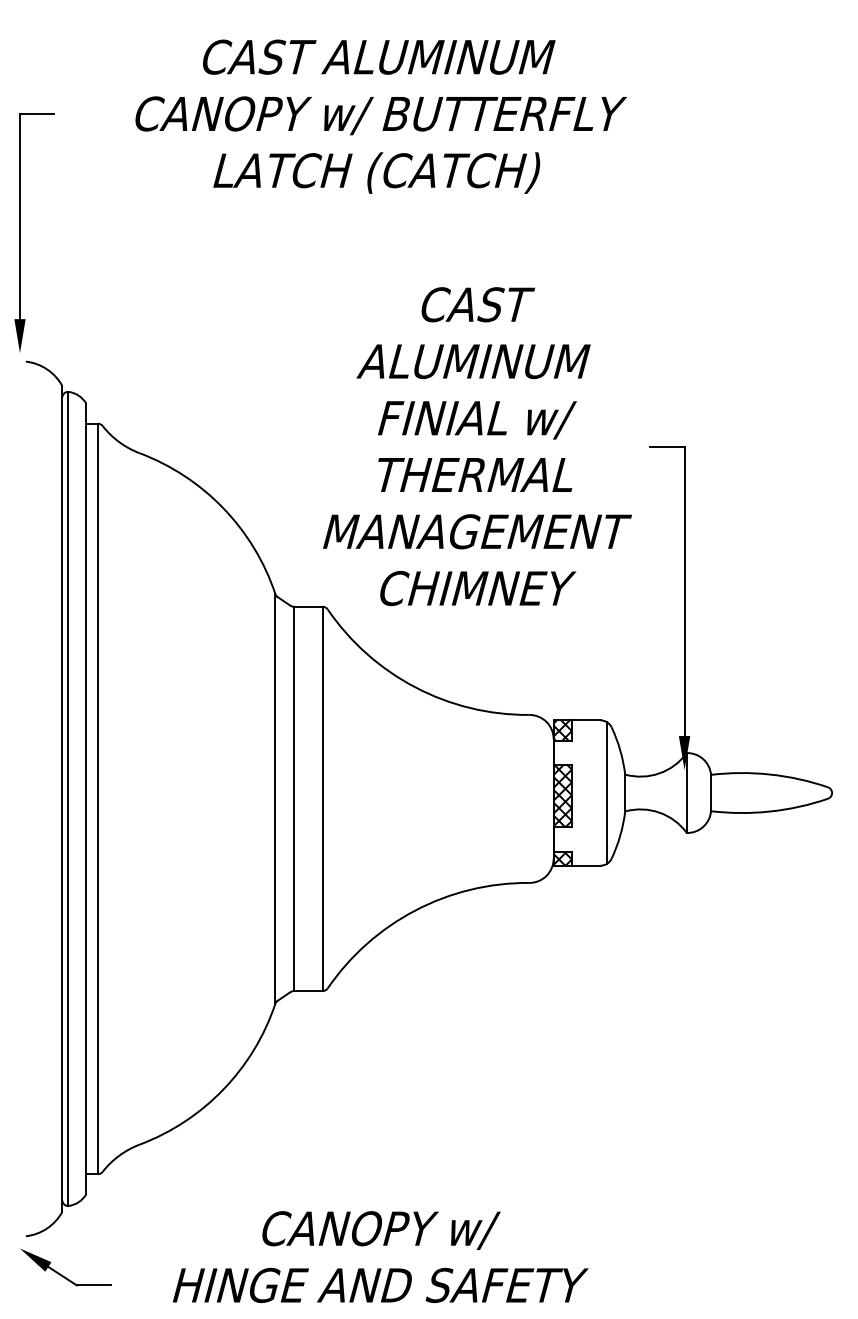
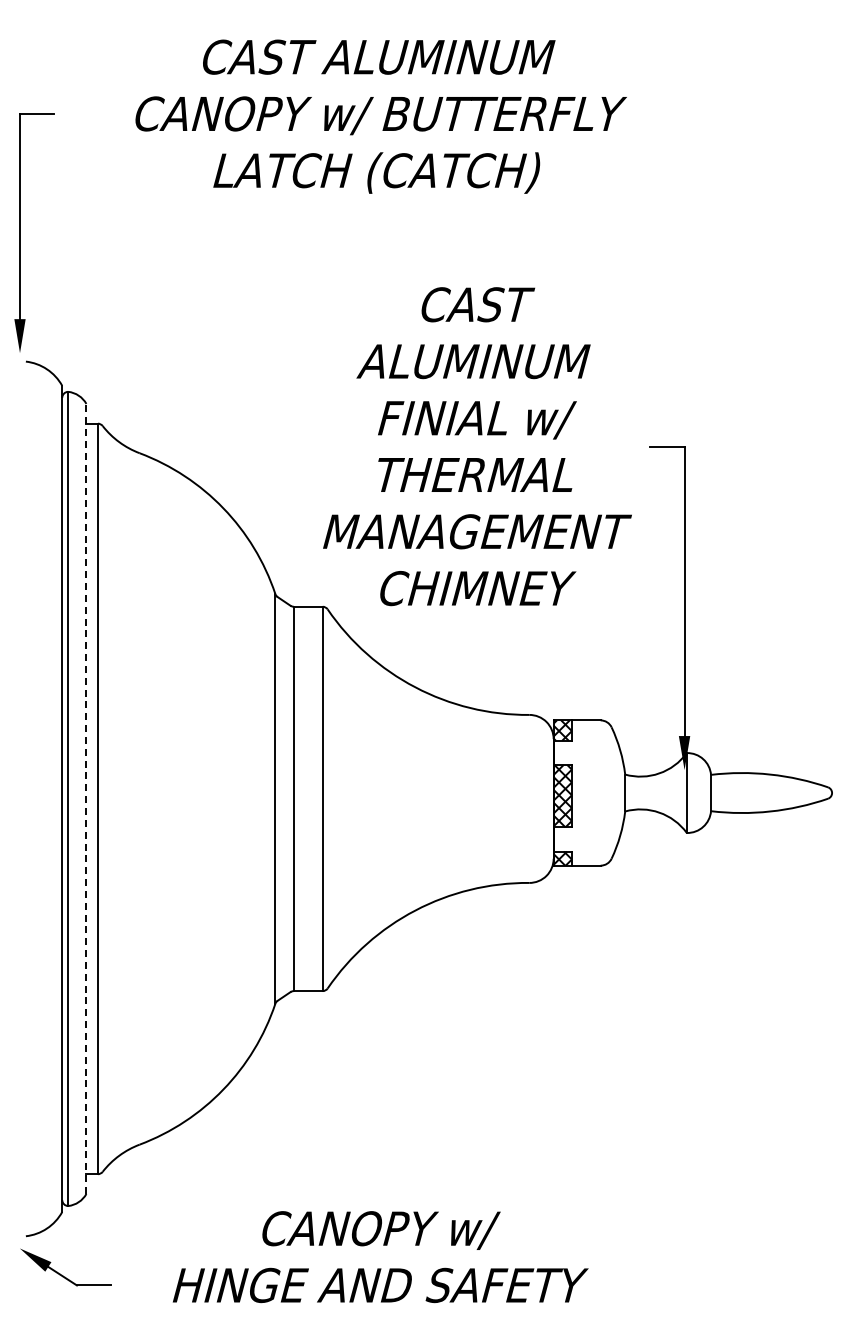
line: present -> none (607, 792)
line: solid -> dashed (86, 798)
